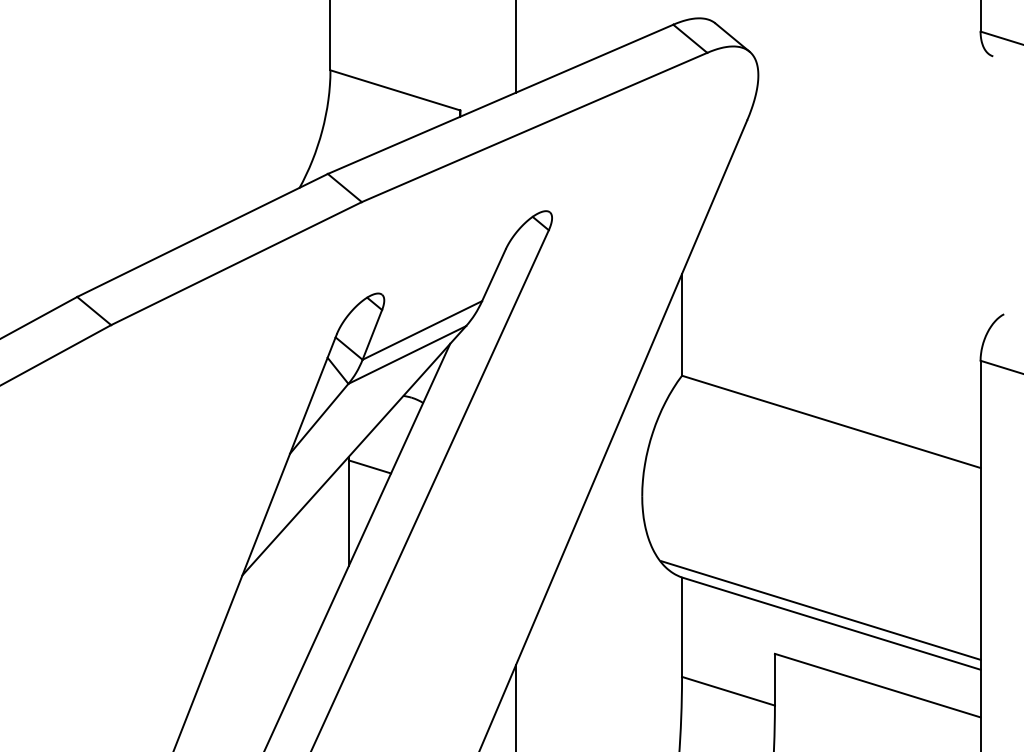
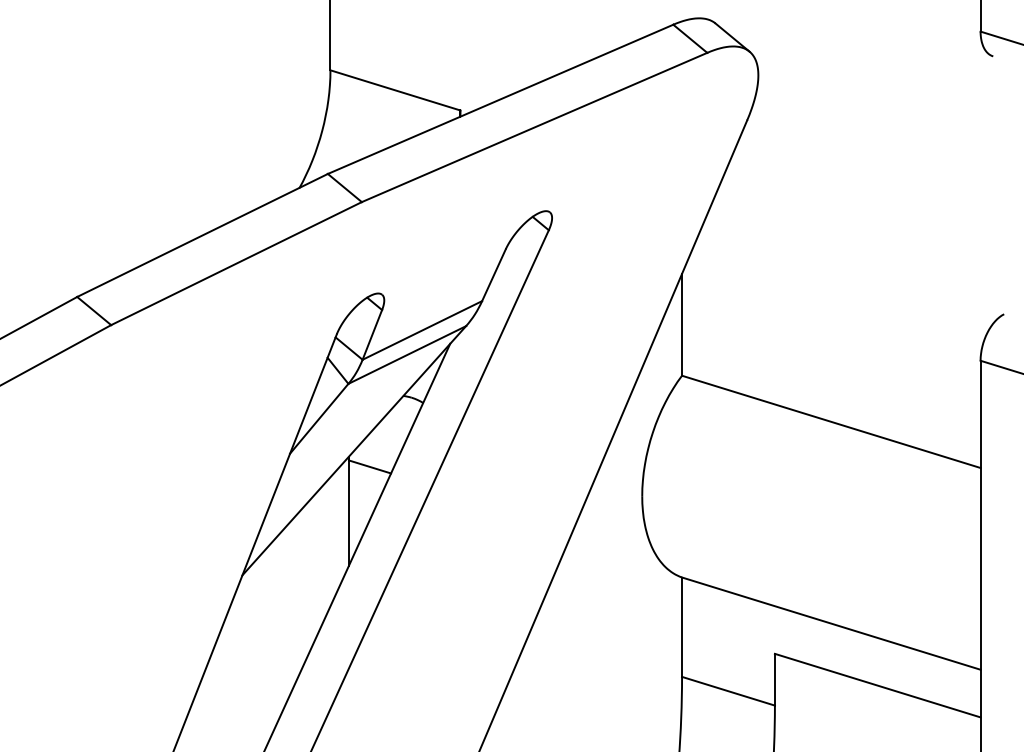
line: present -> none (516, 47)
line: present -> none (820, 610)
line: present -> none (516, 706)
